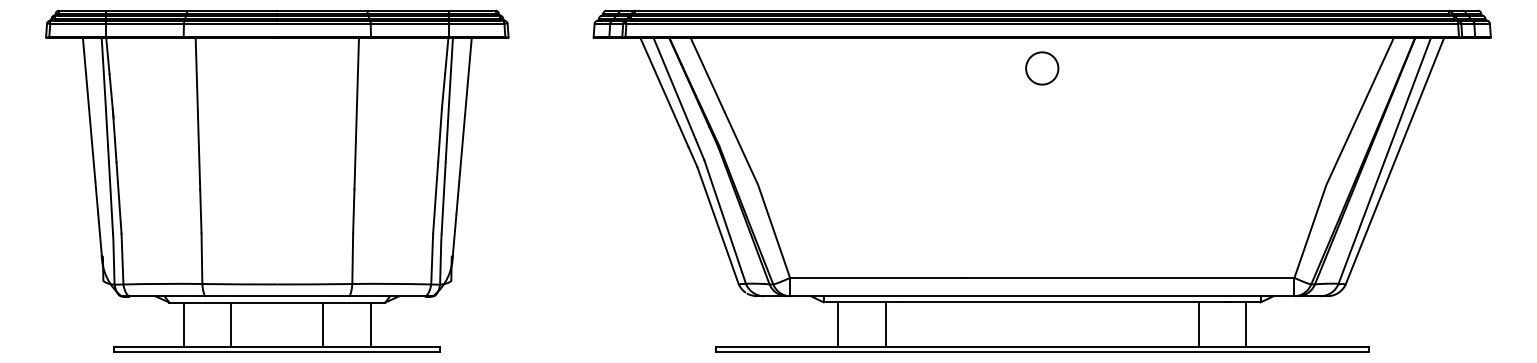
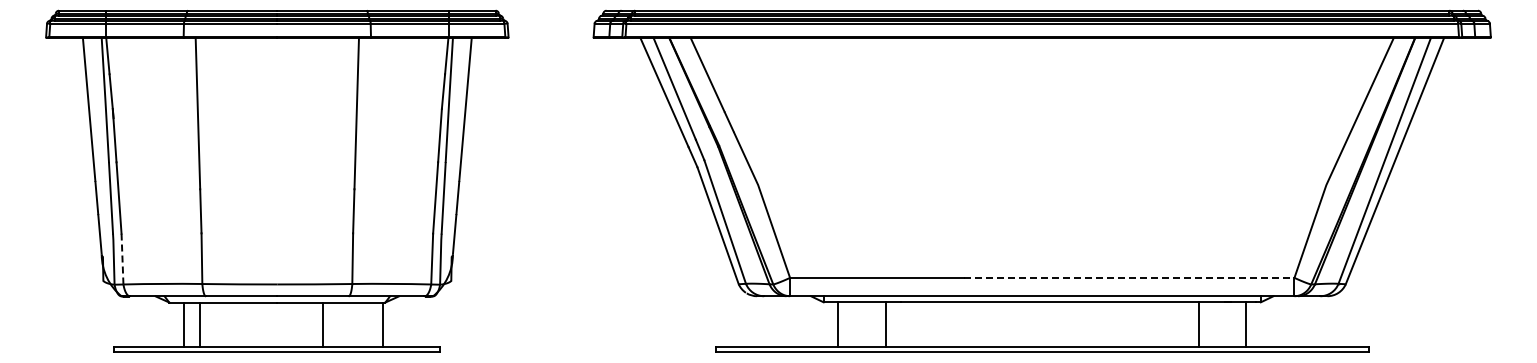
circle: present -> none (1042, 68)
line: solid -> dashed (122, 258)
line: solid -> dashed (1129, 277)
line position: (231, 324) -> (200, 324) (200, 324)
line position: (370, 324) -> (382, 324) (382, 324)
